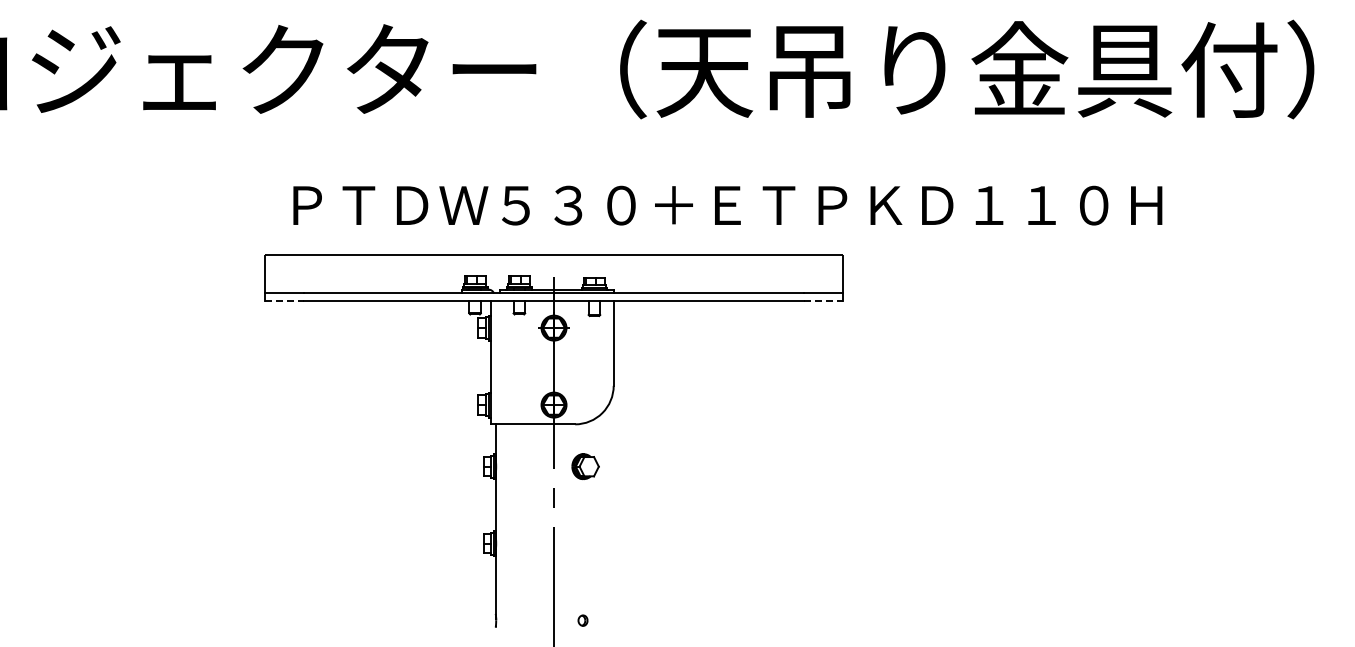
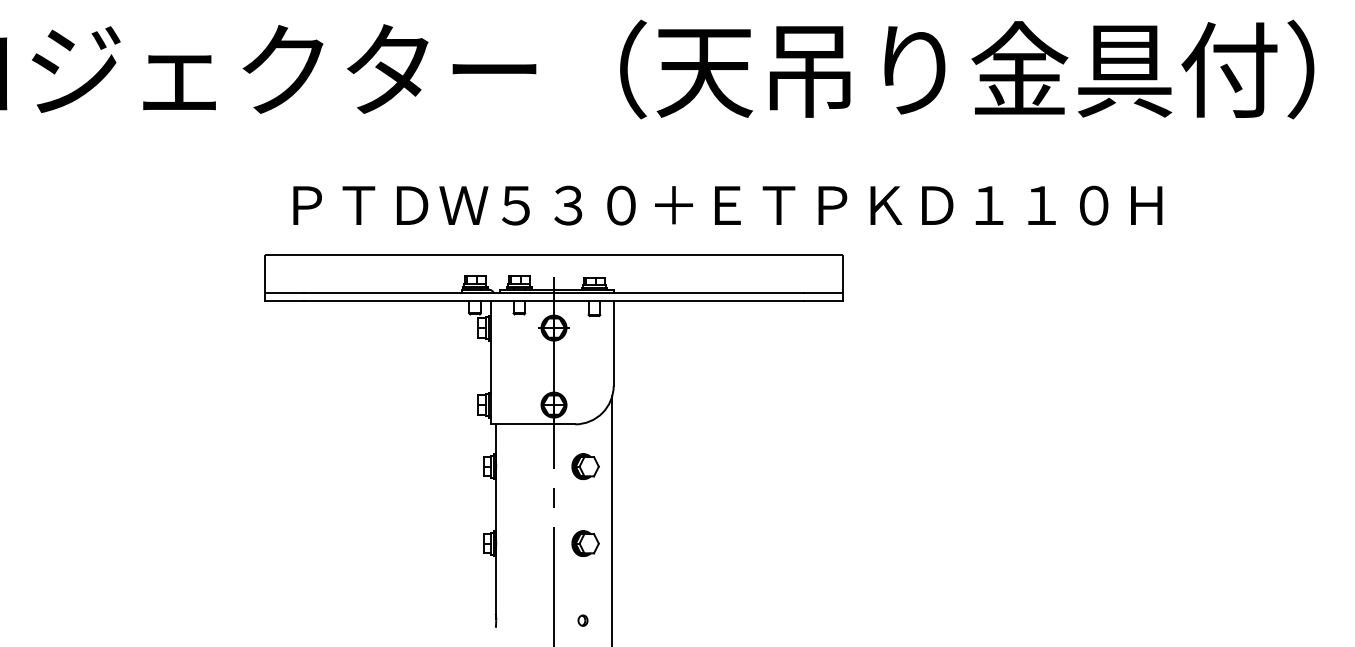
line: dashed -> solid (285, 301)
line: dashed -> solid (823, 301)
line: none -> present (612, 519)
part: none -> present (585, 543)
